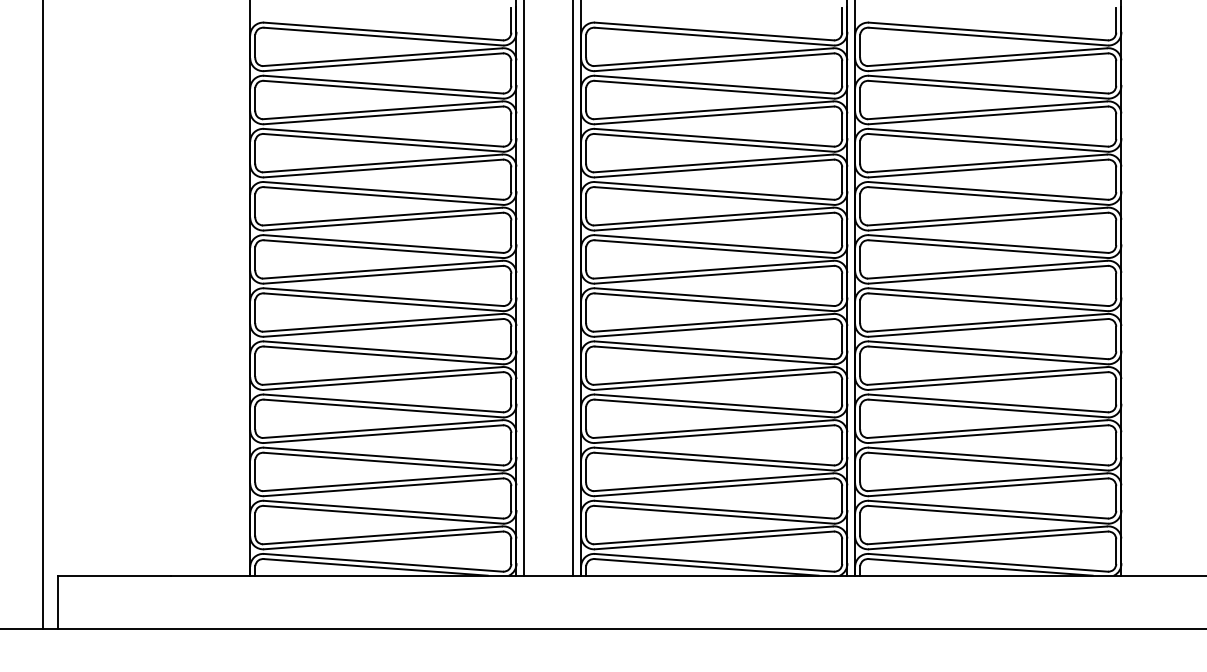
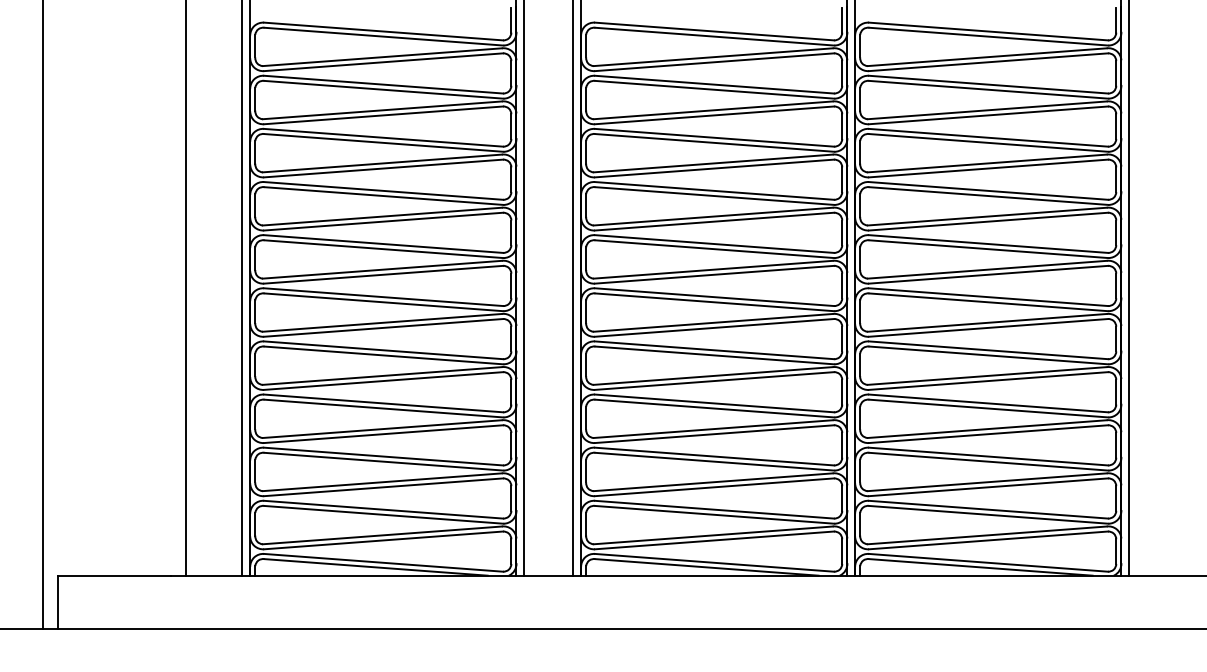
line: none -> present (185, 288)
line: none -> present (242, 288)
line: none -> present (1129, 288)
